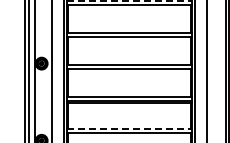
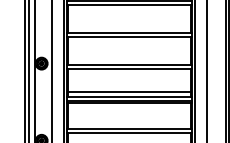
line: dashed -> solid (129, 0)
line: none -> present (129, 91)
line: dashed -> solid (129, 128)
